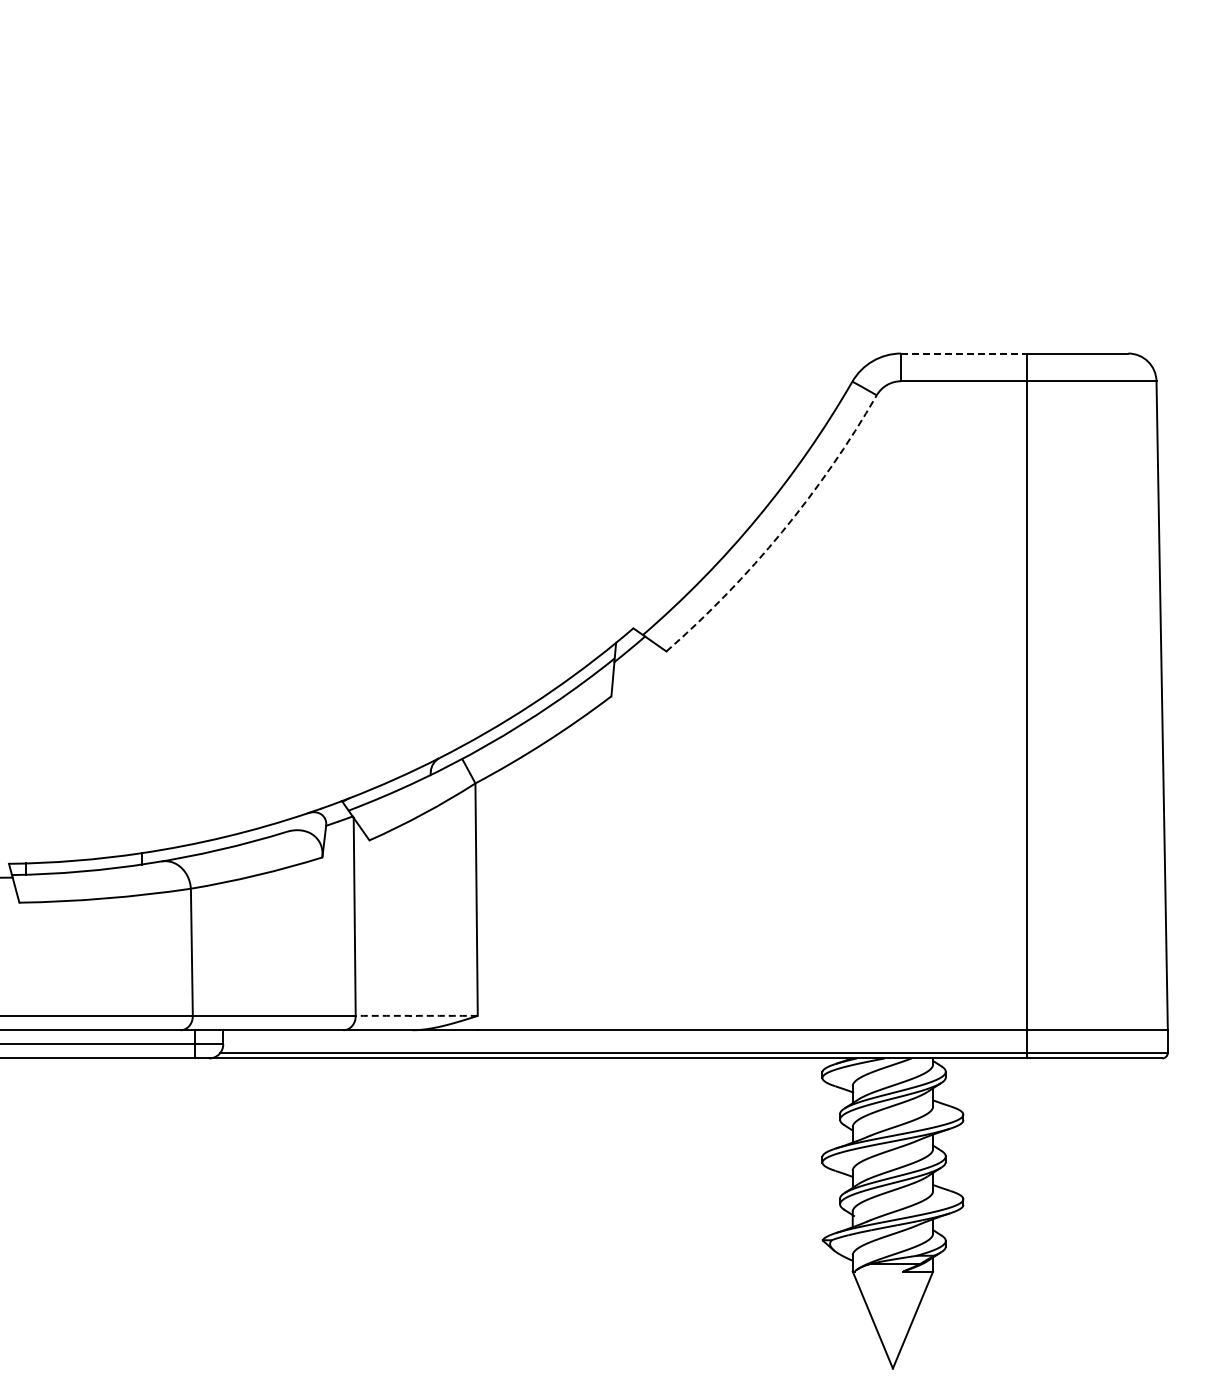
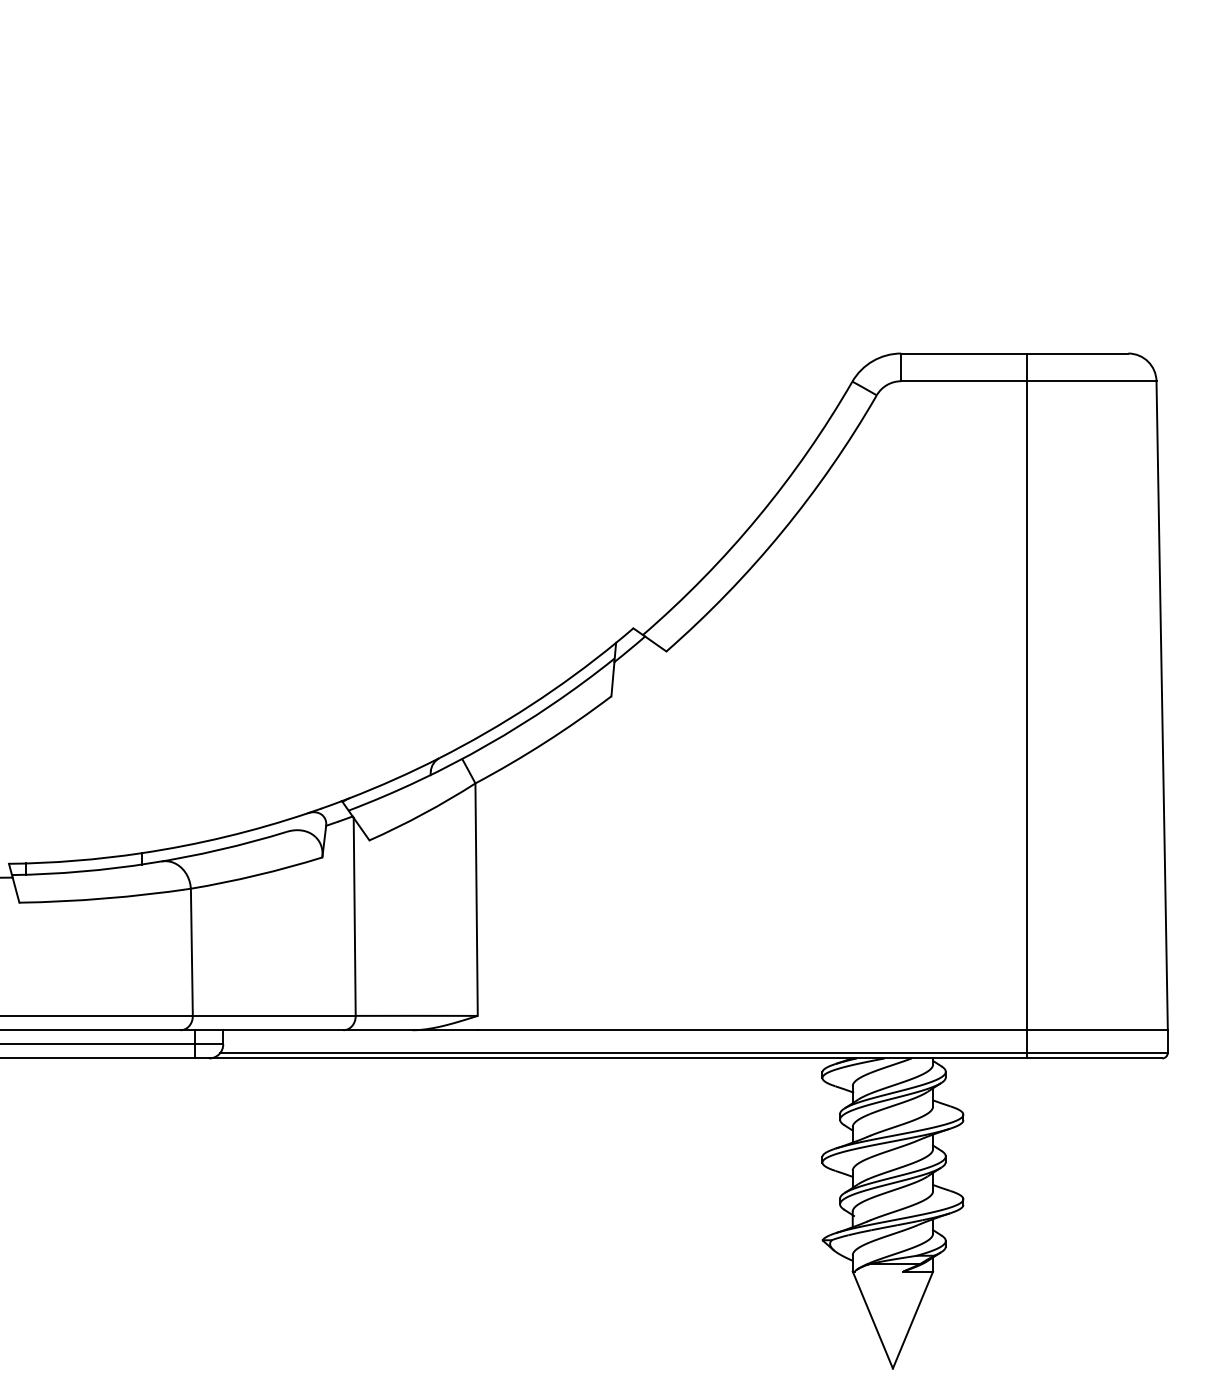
line: dashed -> solid (964, 353)
arc: dashed -> solid (782, 532)
arc: dashed -> solid (416, 1015)
